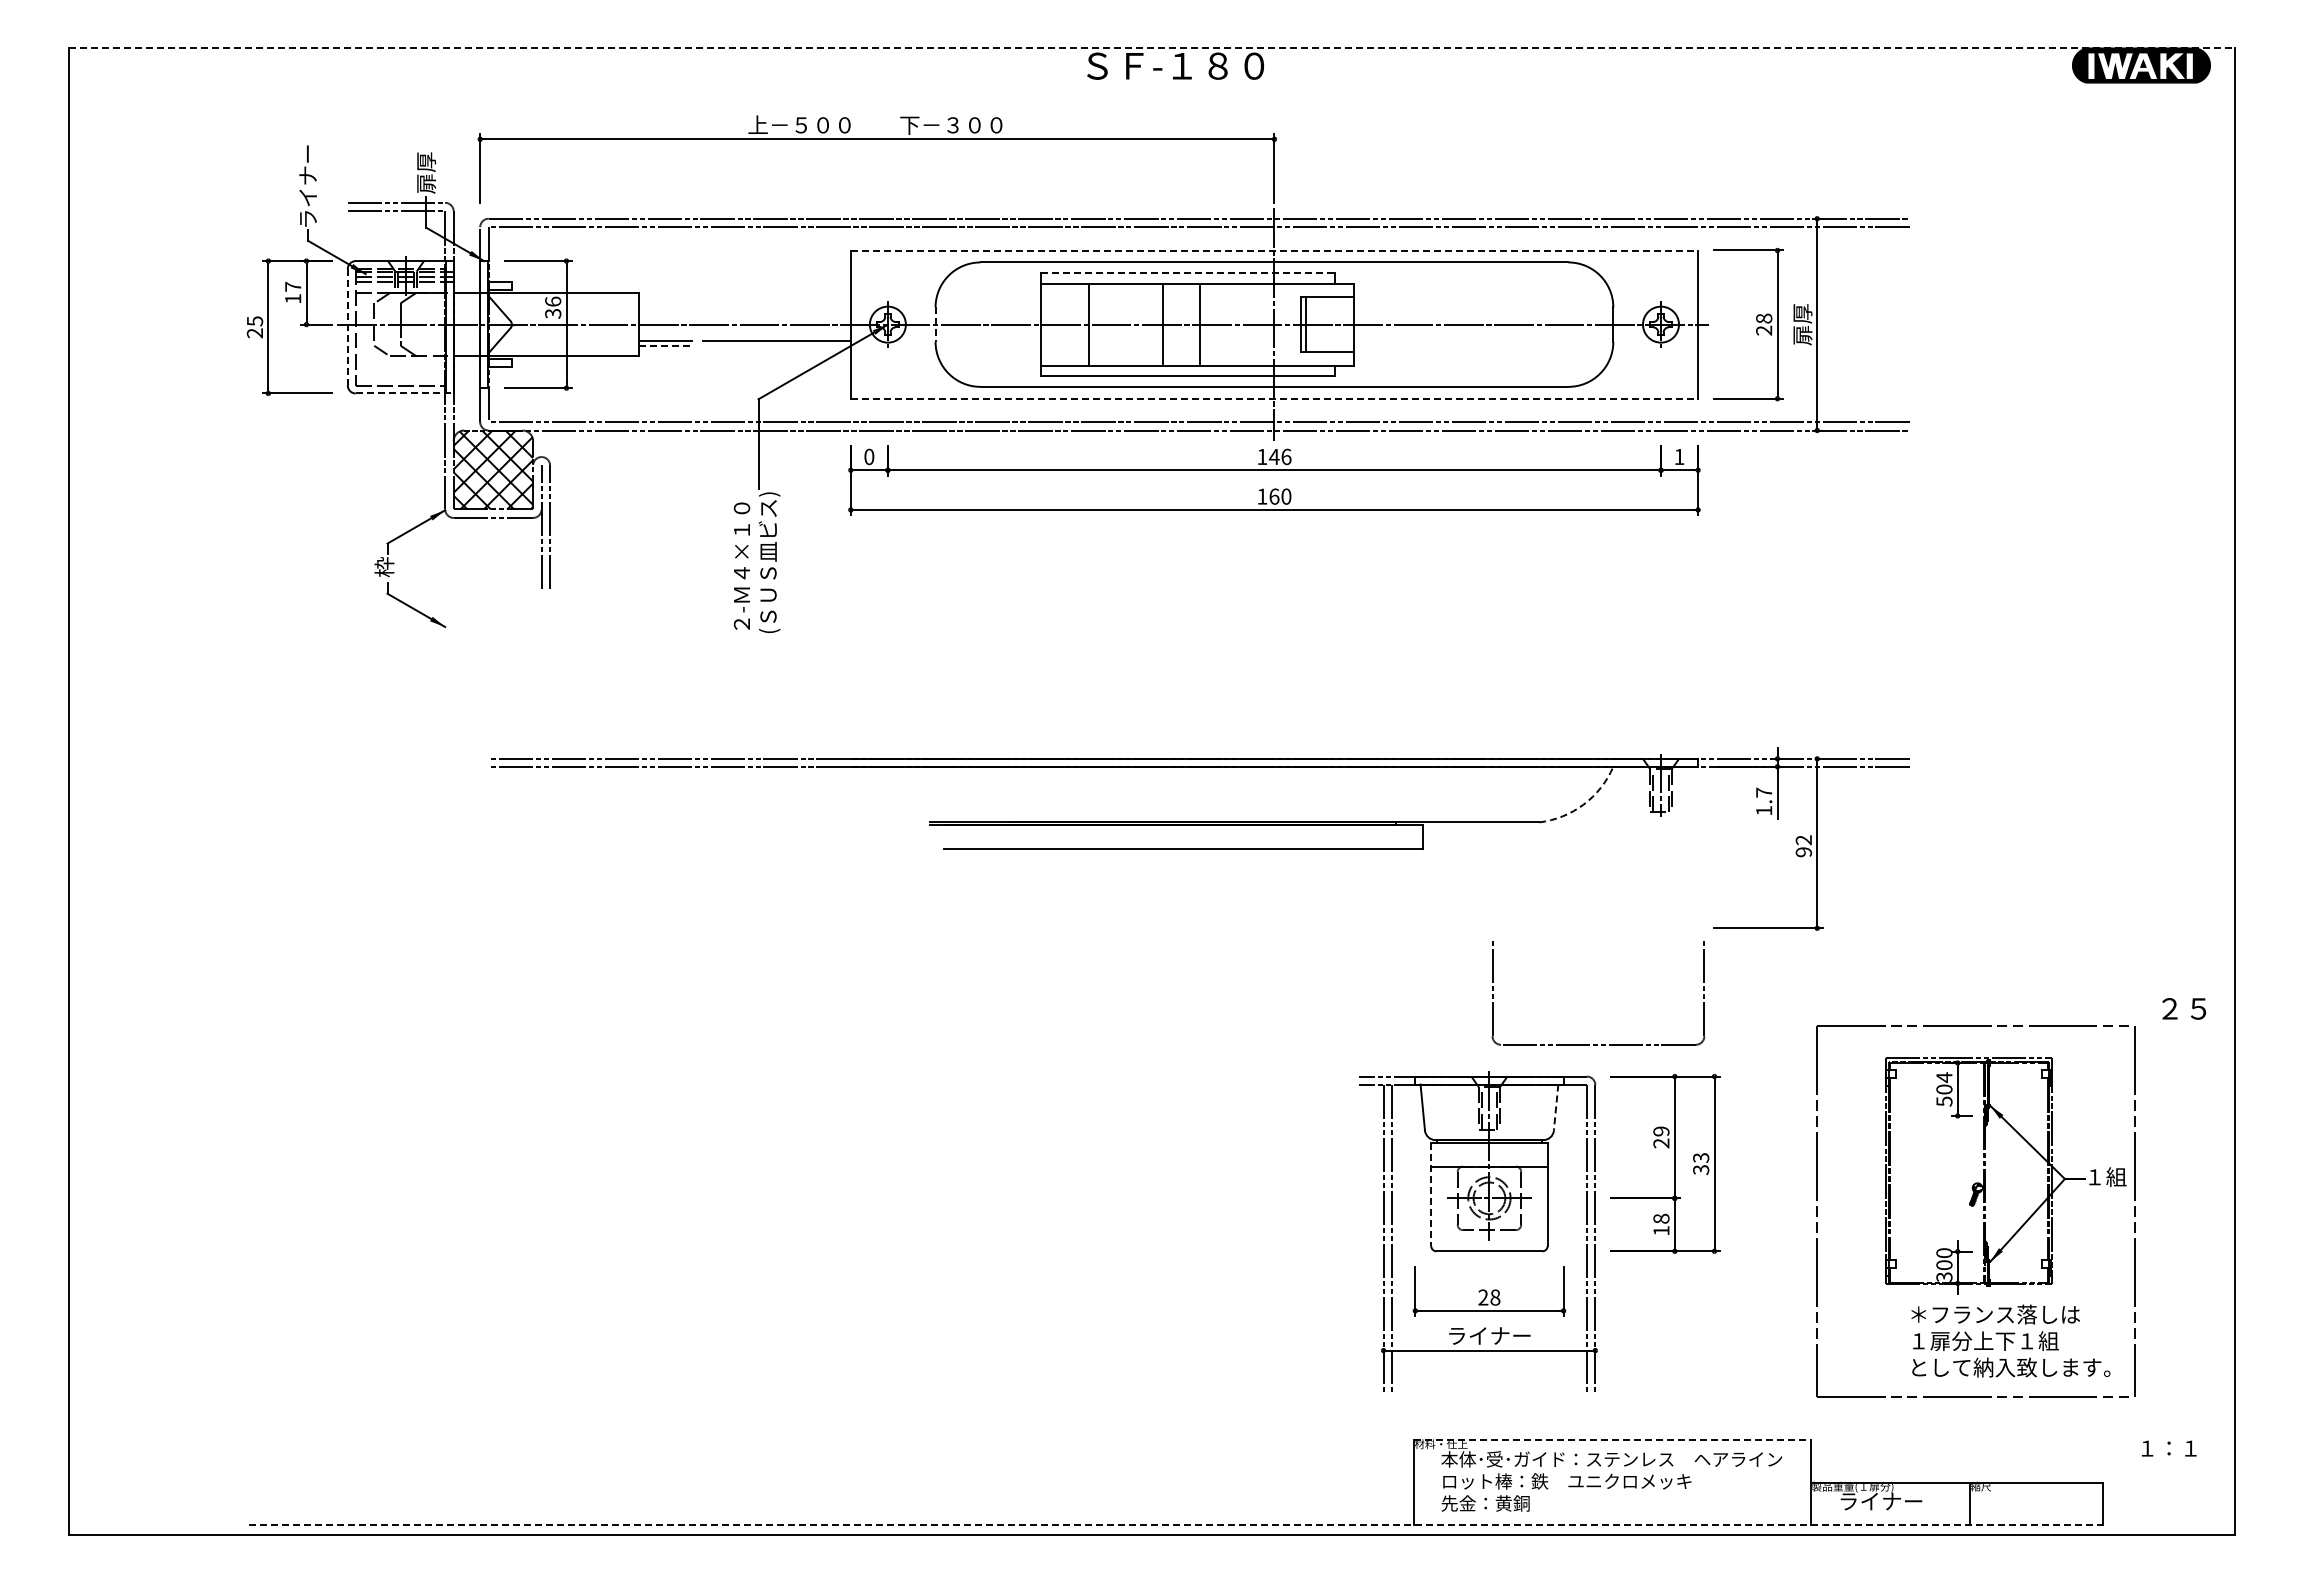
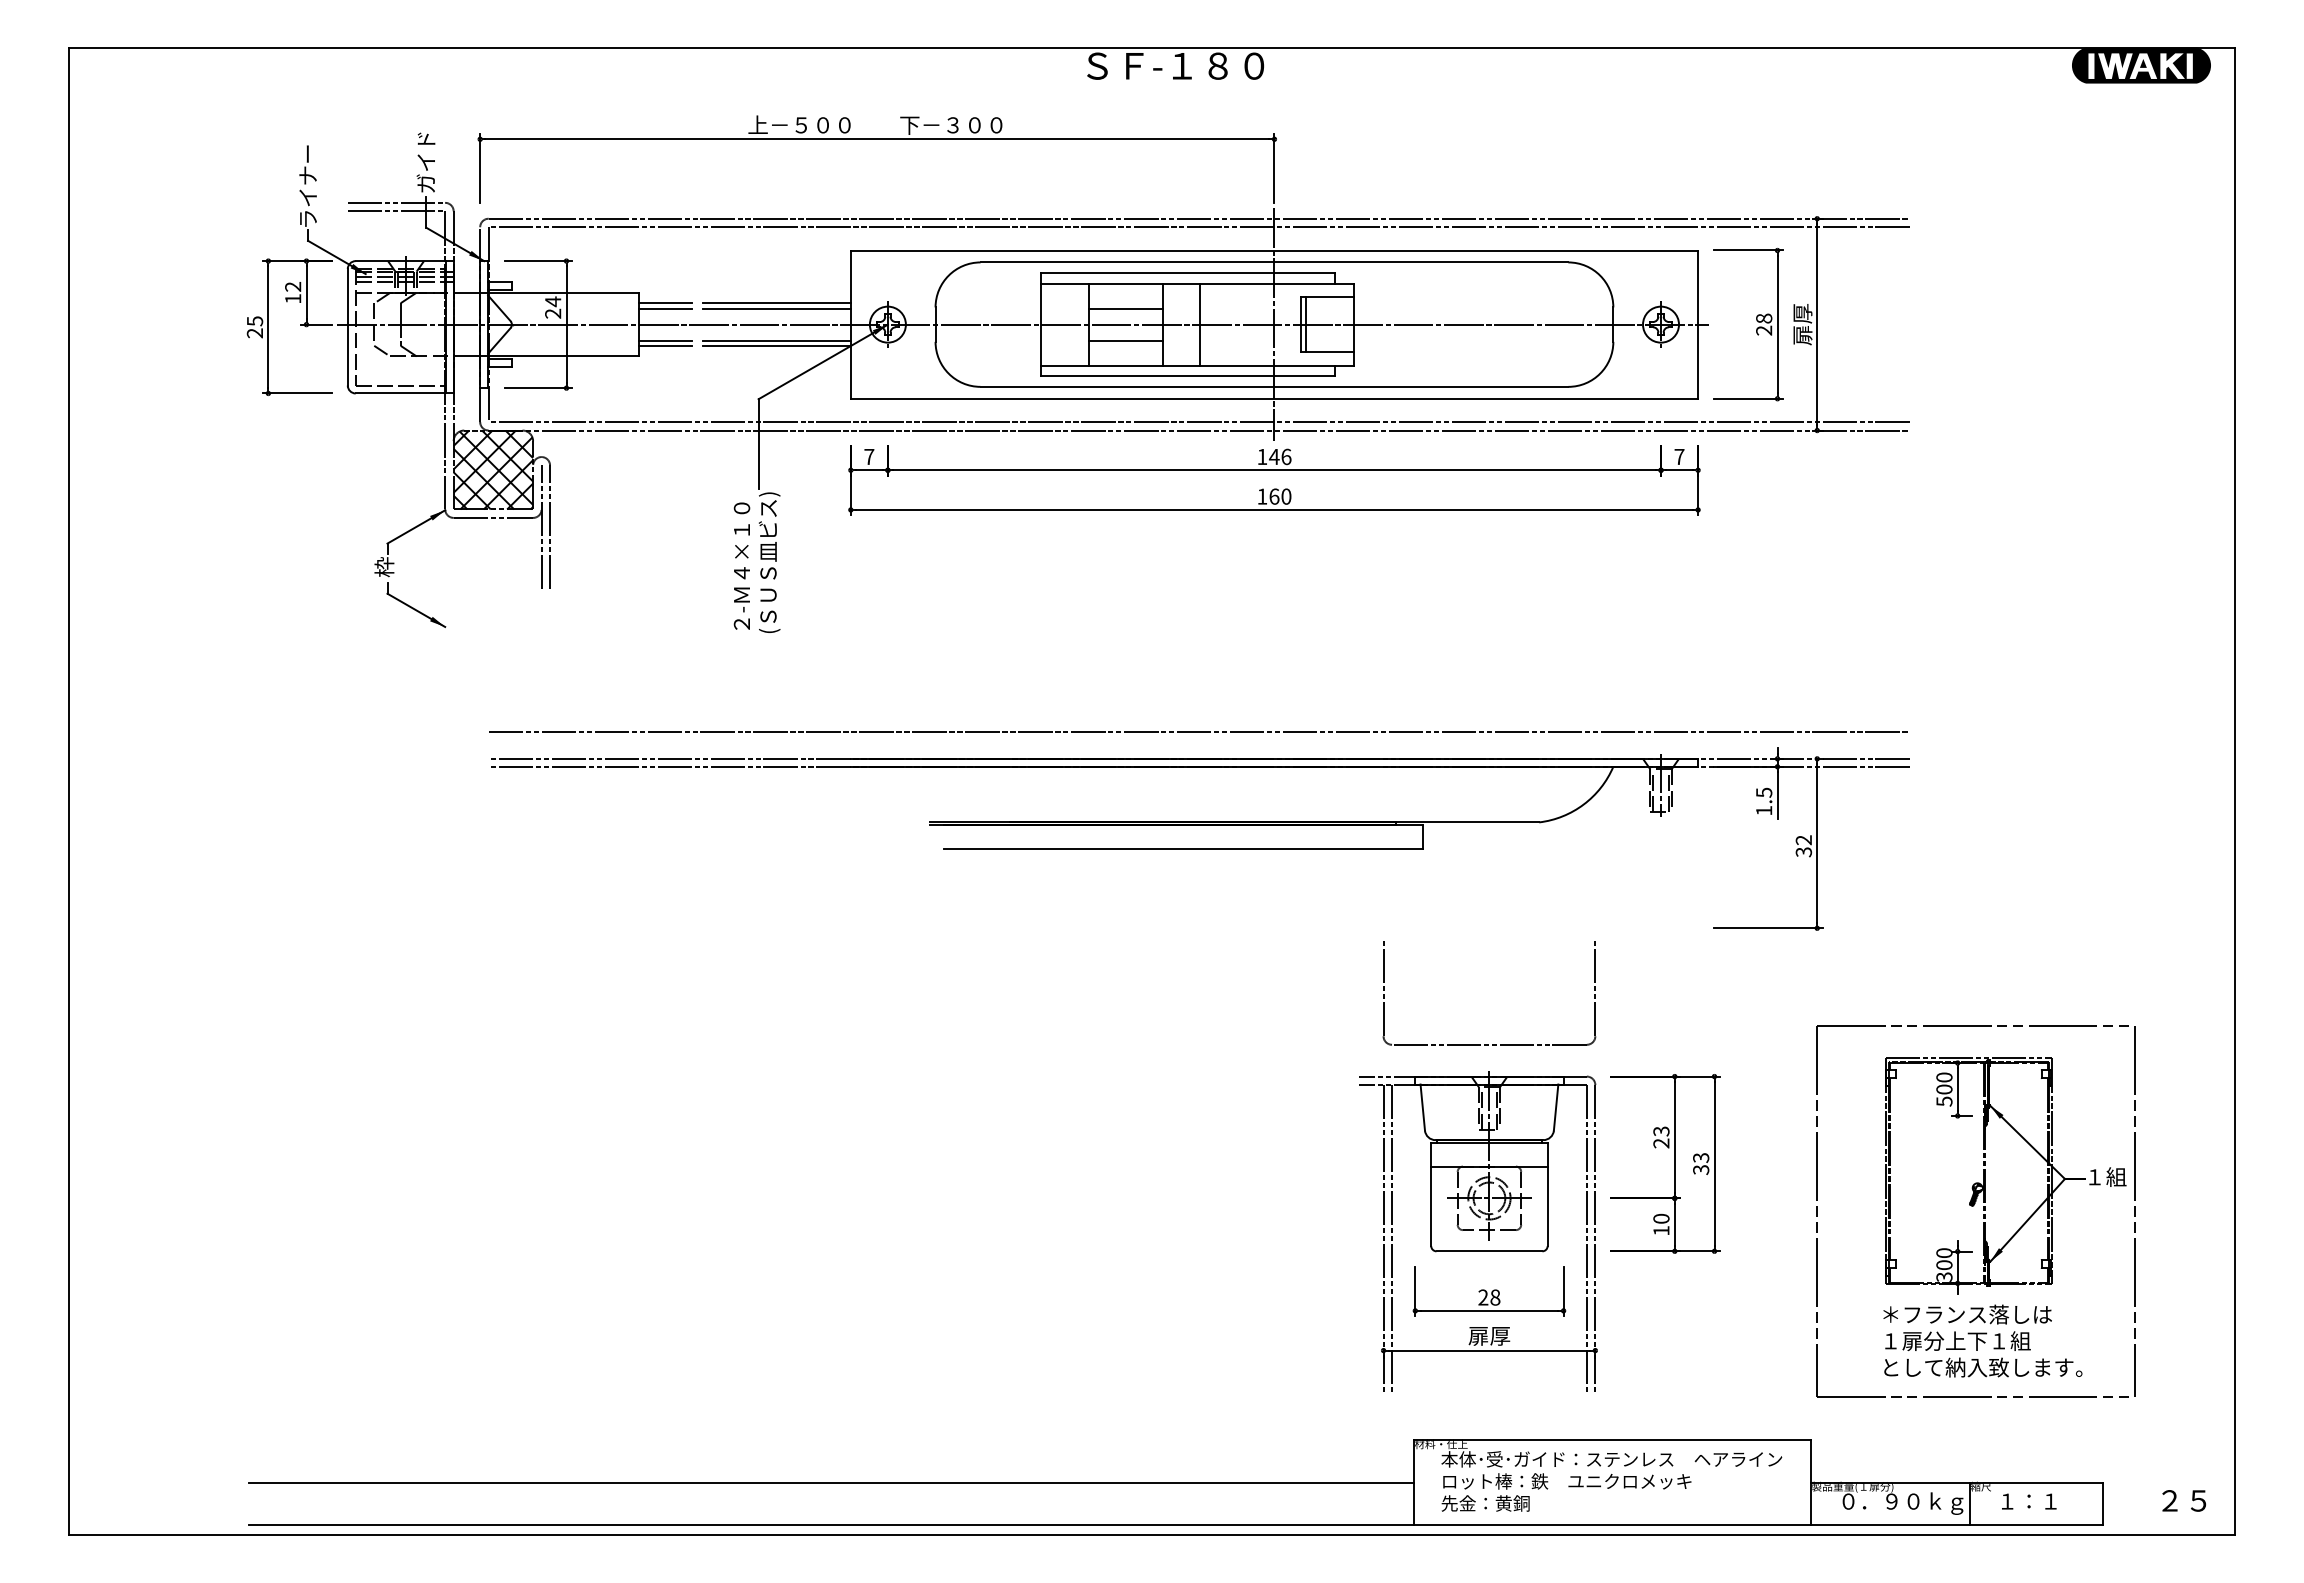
line: dashed -> solid (1151, 47)
text: 扉厚 -> ガイド (426, 162)
line: dashed -> solid (1274, 250)
line: dashed -> solid (1188, 273)
text: 17 -> 12 (293, 286)
line: none -> present (665, 303)
line: none -> present (776, 303)
text: 36 -> 24 (553, 307)
line: none -> present (665, 308)
line: none -> present (776, 308)
line: none -> present (1126, 308)
line: dashed -> solid (935, 325)
line: dashed -> solid (347, 327)
line: none -> present (1126, 340)
line: dashed -> solid (666, 345)
line: none -> present (776, 345)
line: dashed -> solid (404, 393)
line: dashed -> solid (1274, 398)
text: 0 -> 7 (869, 456)
text: 1 -> 7 (1679, 456)
line: none -> present (1198, 732)
text: 1.7 -> 1.5 (1764, 792)
arc: dashed -> solid (1583, 804)
text: 92 -> 32 (1803, 852)
text position: (2184, 1008) -> (2184, 1500) (2184, 1500)
part position: (1597, 1044) -> (1488, 1044) (1488, 1044)
text: 504 -> 500 (1944, 1077)
line: dashed -> solid (1556, 1108)
text: 29 -> 23 (1661, 1131)
line: dashed -> solid (1431, 1194)
text: 18 -> 10 (1661, 1218)
text: ライナー -> 扉厚 (1489, 1336)
text position: (2010, 1340) -> (1982, 1340) (1982, 1340)
line: dashed -> solid (1612, 1440)
text position: (2169, 1448) -> (2029, 1501) (2029, 1501)
line: none -> present (831, 1482)
text: ライナー -> ０．９０ｋｇ (1901, 1503)
line: dashed -> solid (1175, 1524)
